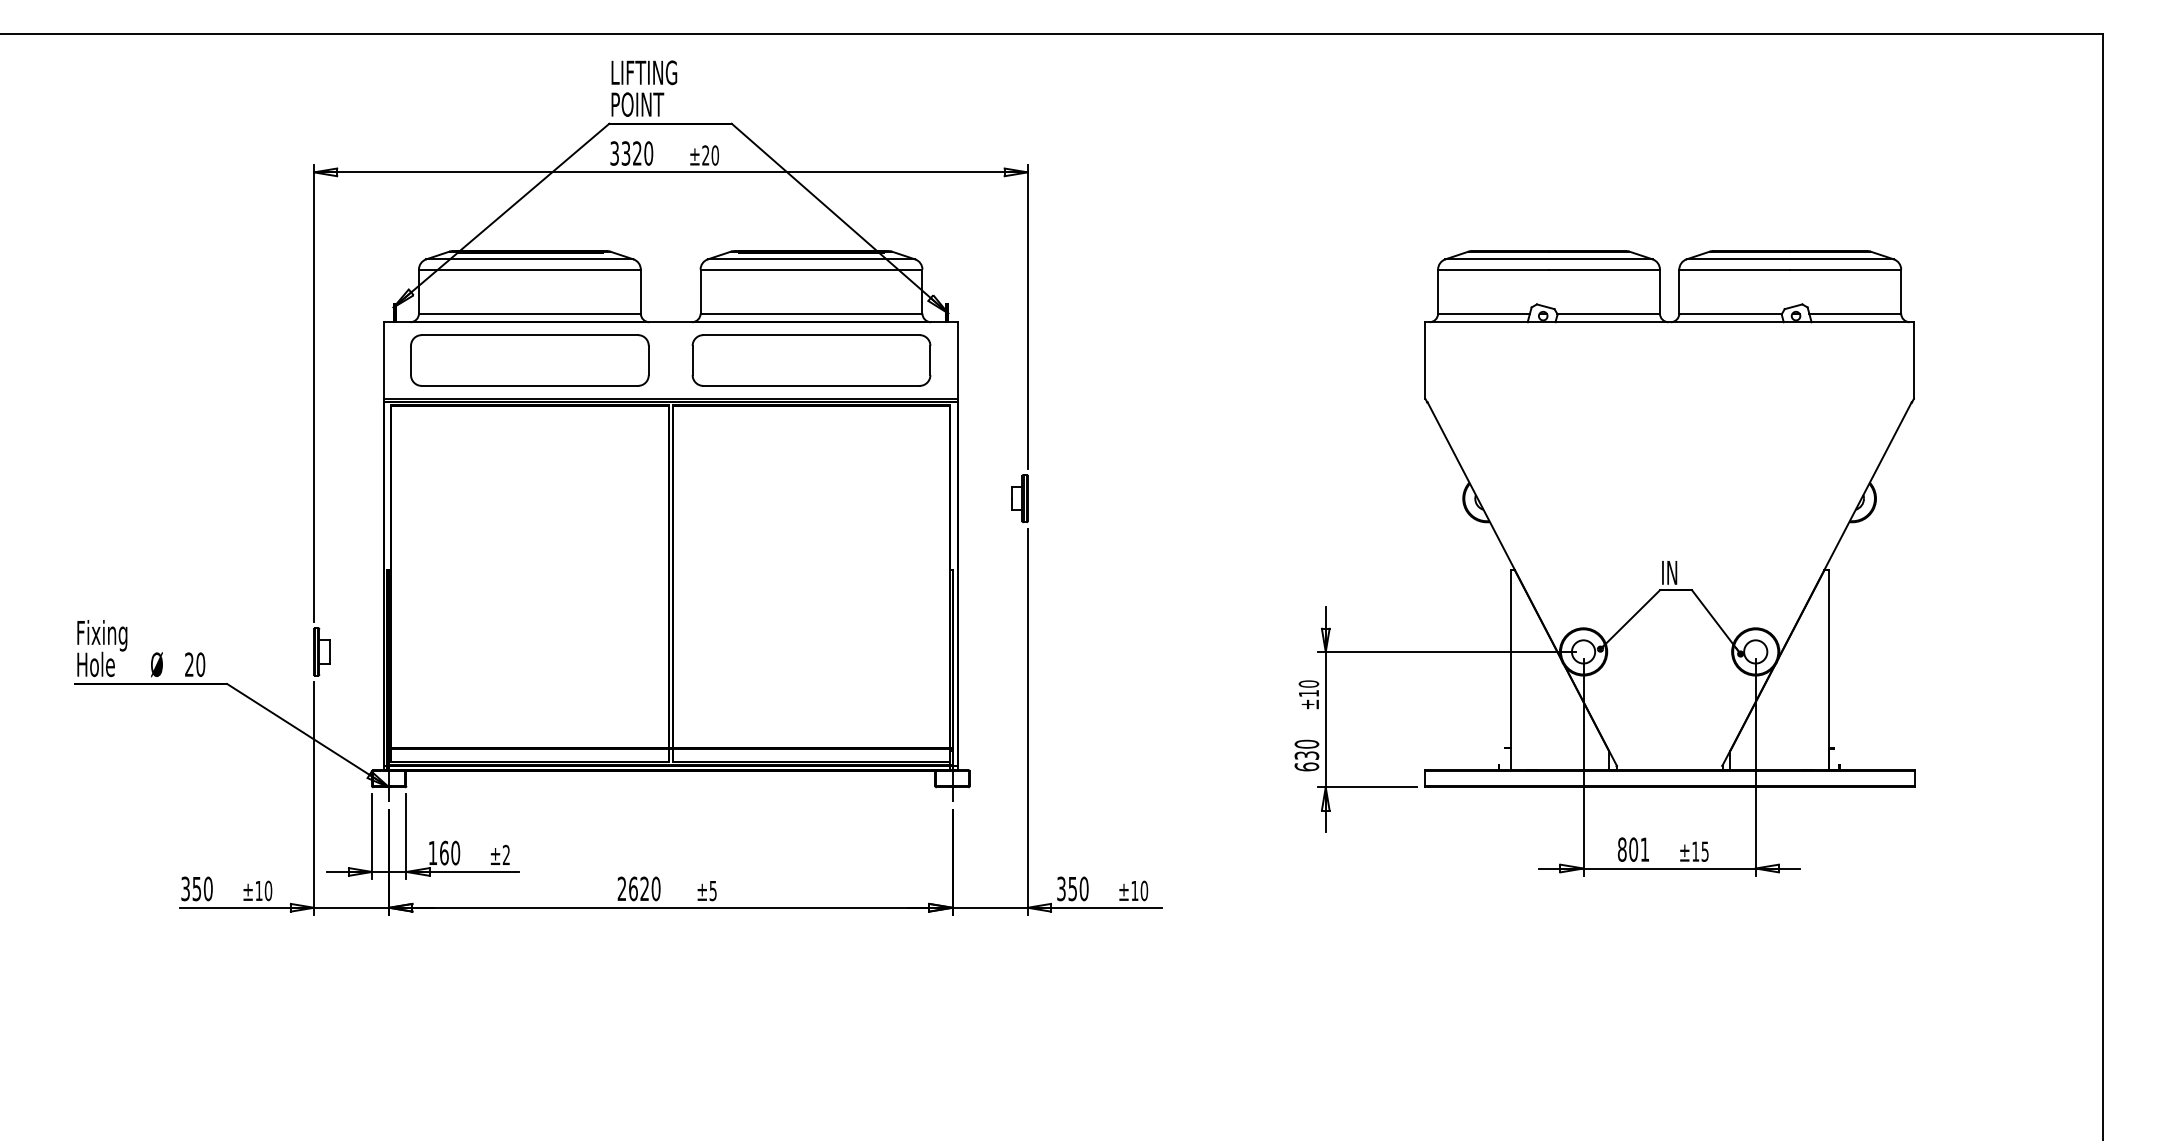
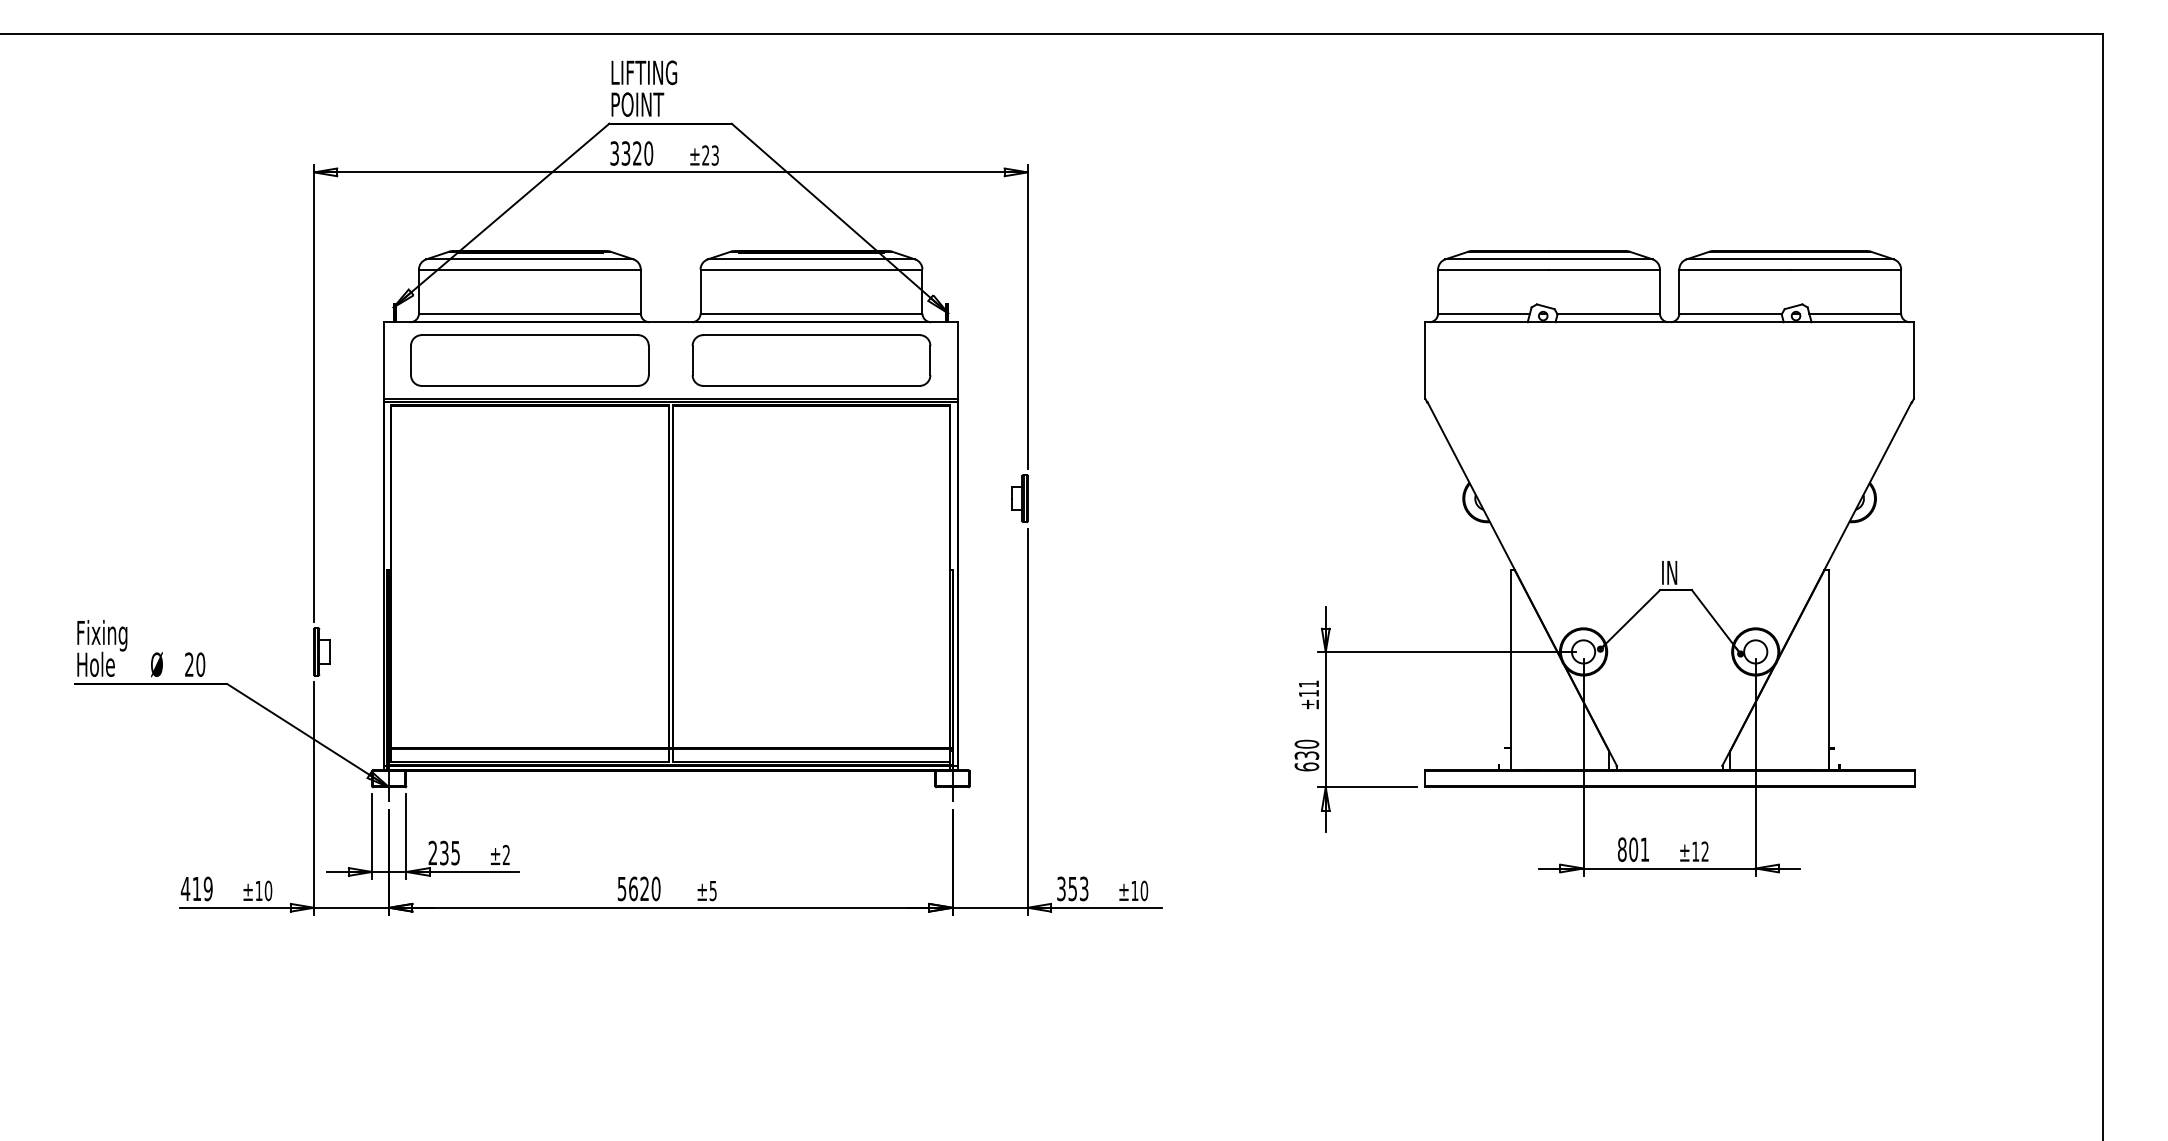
text: ±20 -> ±23 (714, 155)
text: ±10 -> ±11 (1308, 683)
text: ±15 -> ±12 (1704, 851)
text: 160 -> 235 (444, 852)
text: 350 -> 419 (196, 888)
text: 2620 -> 5620 (621, 888)
text: 350 -> 353 (1083, 888)
